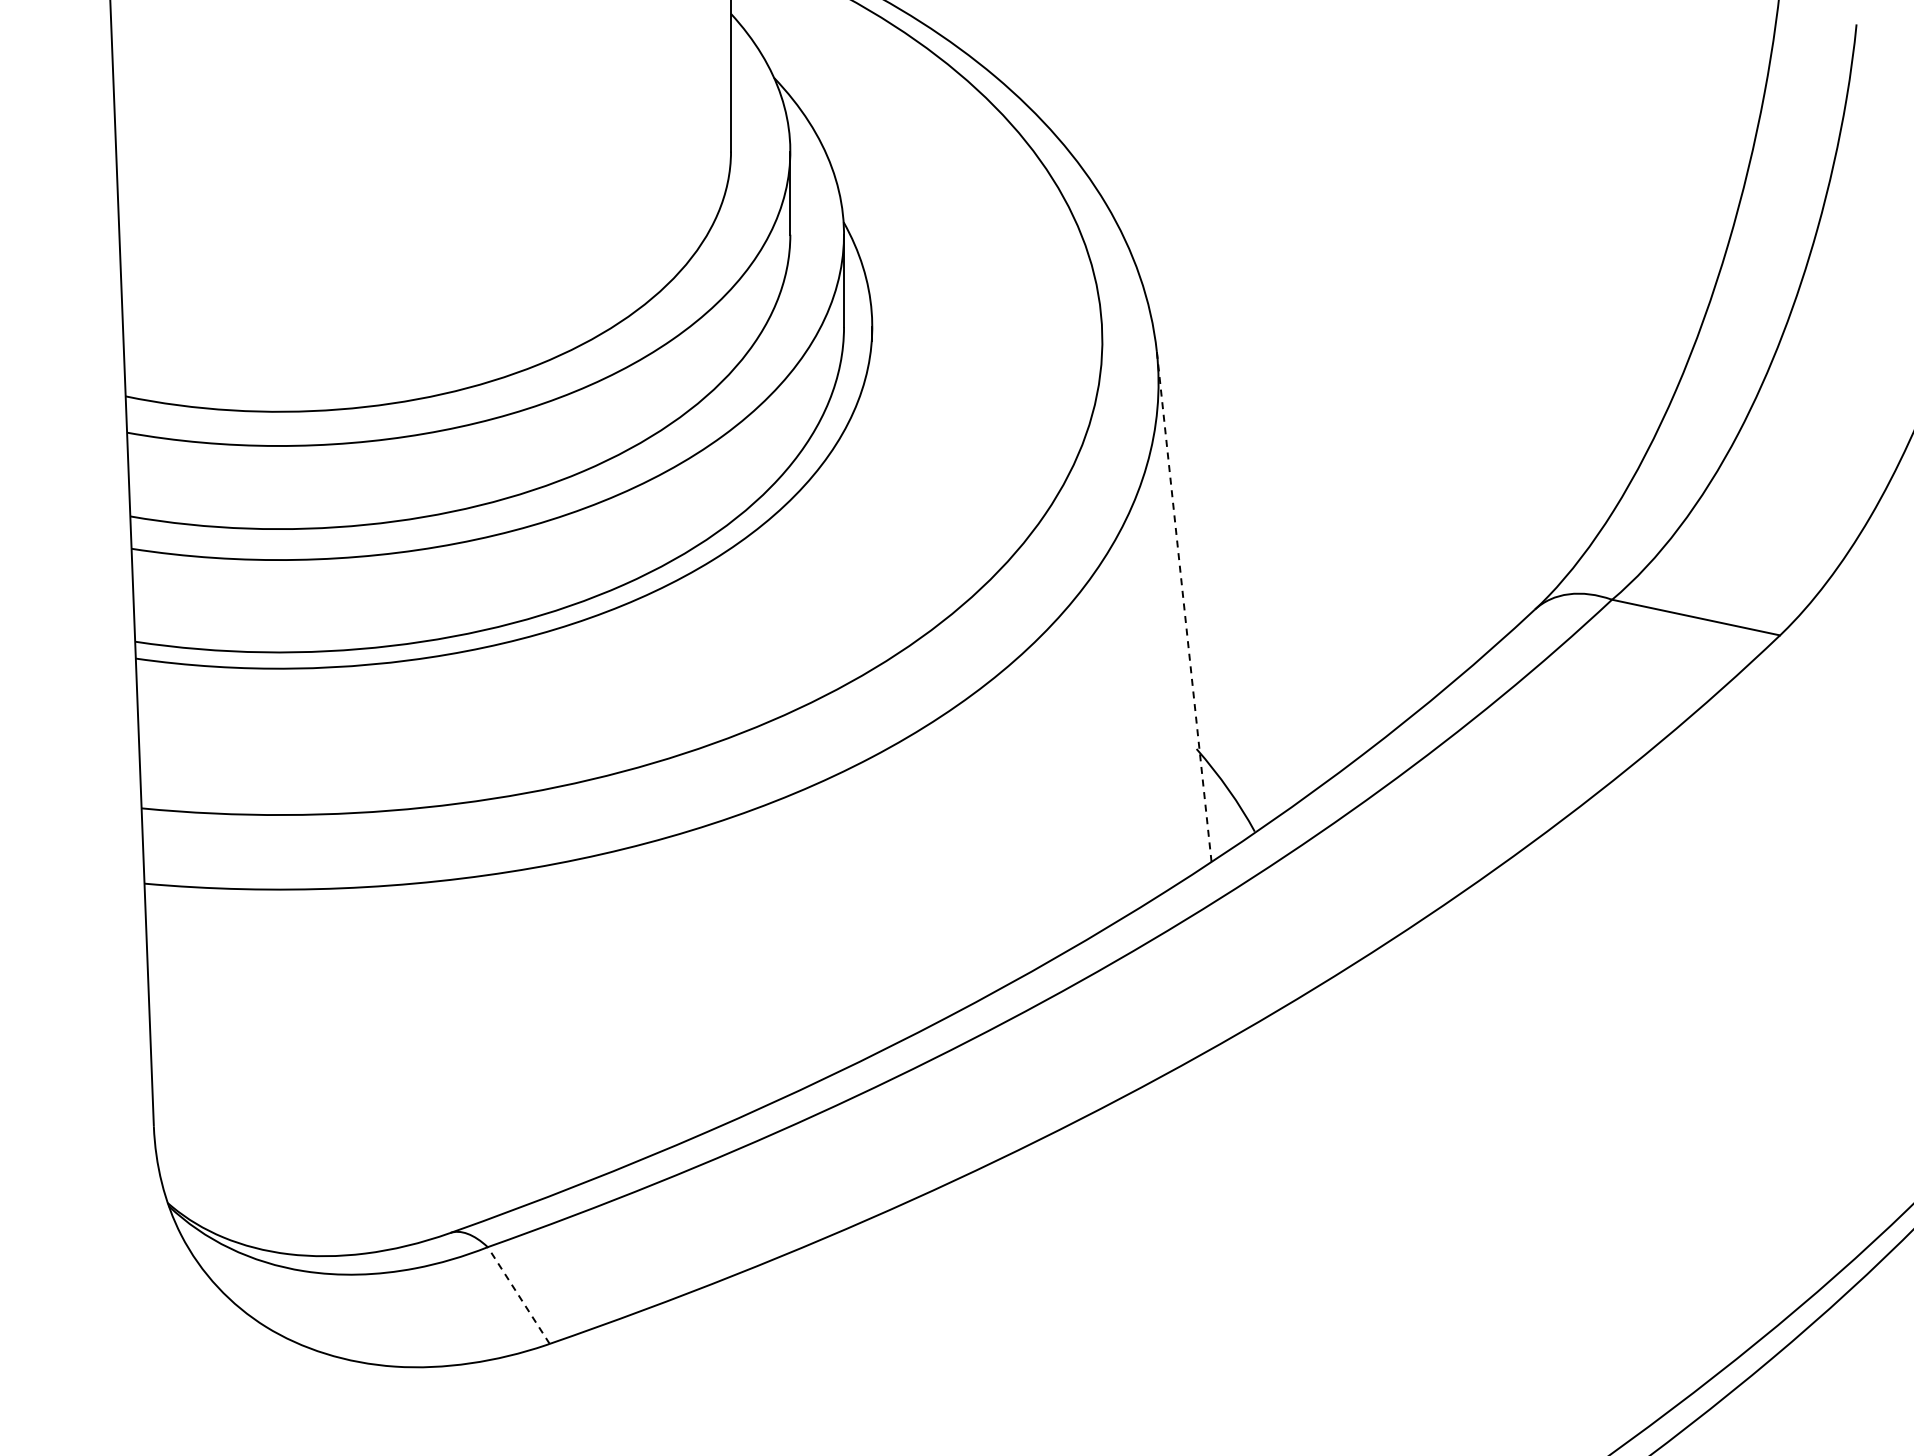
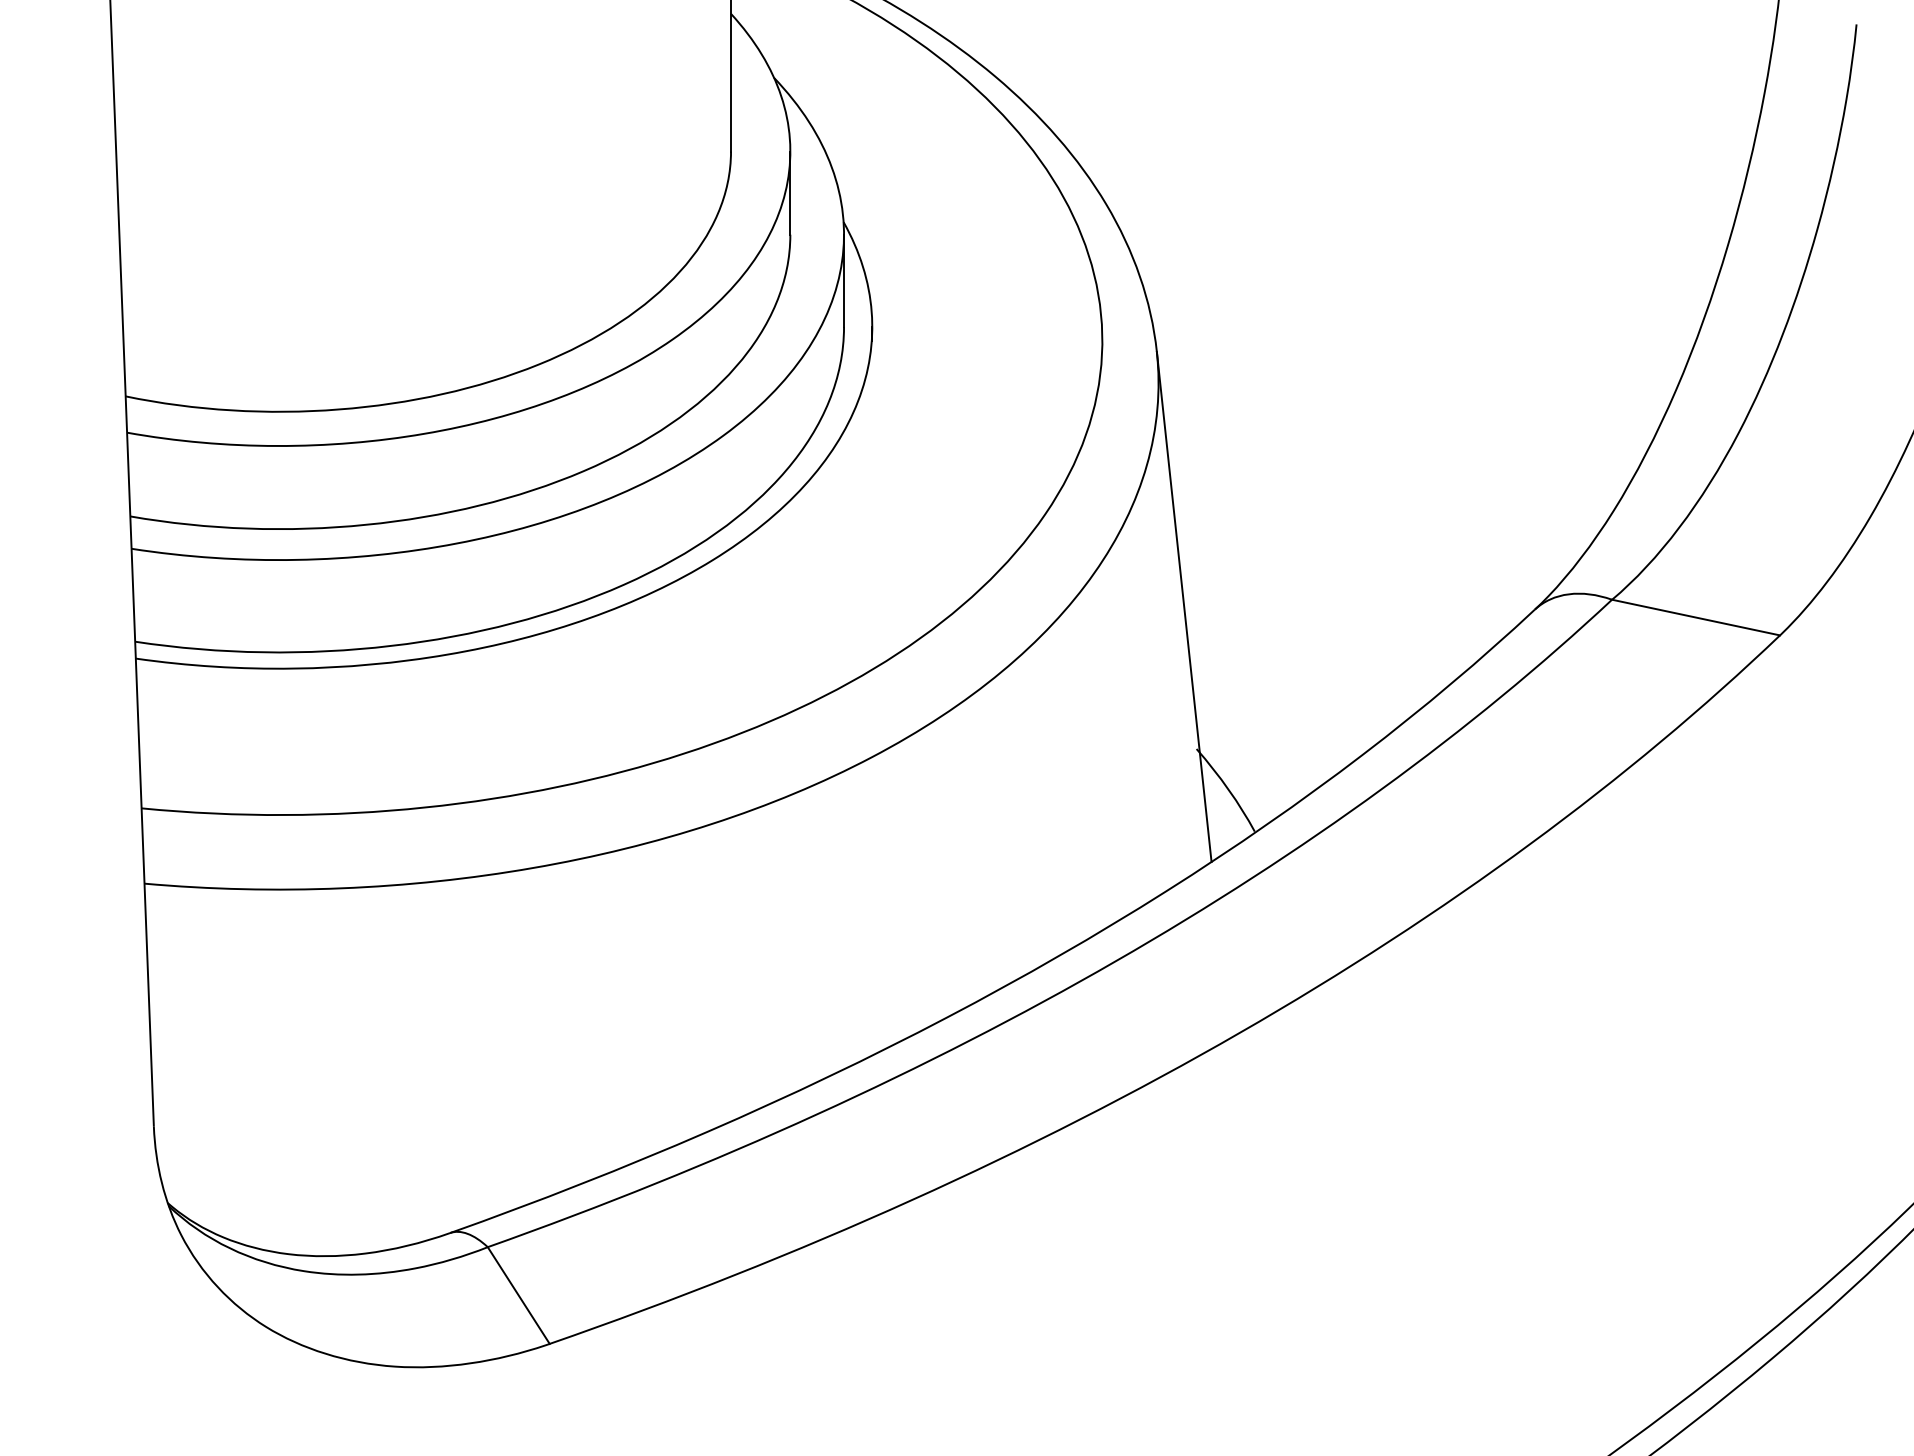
line: dashed -> solid (1184, 606)
line: dashed -> solid (518, 1295)
